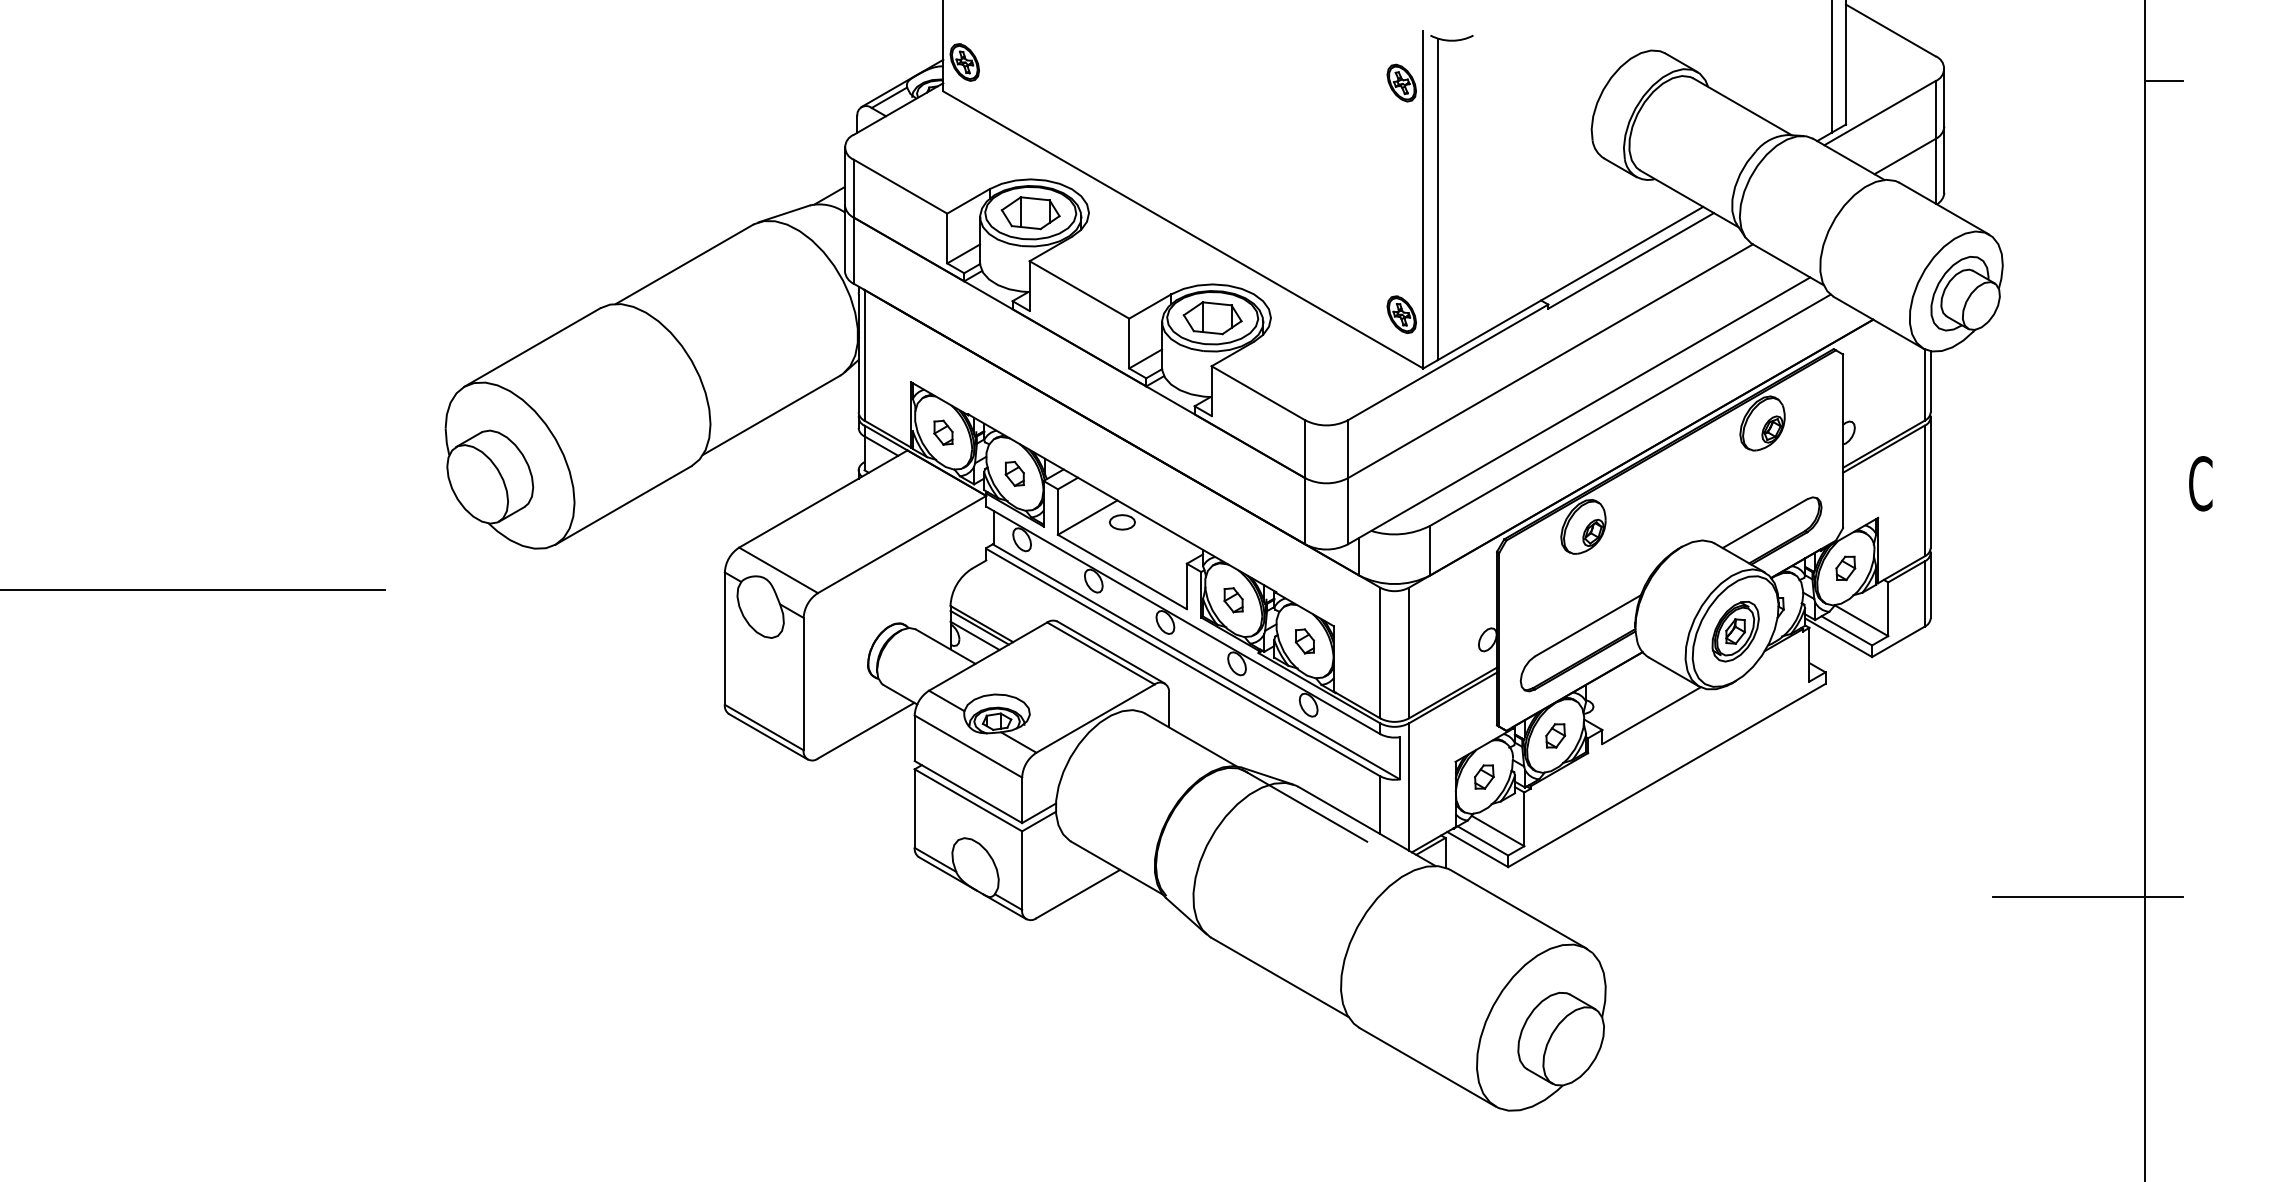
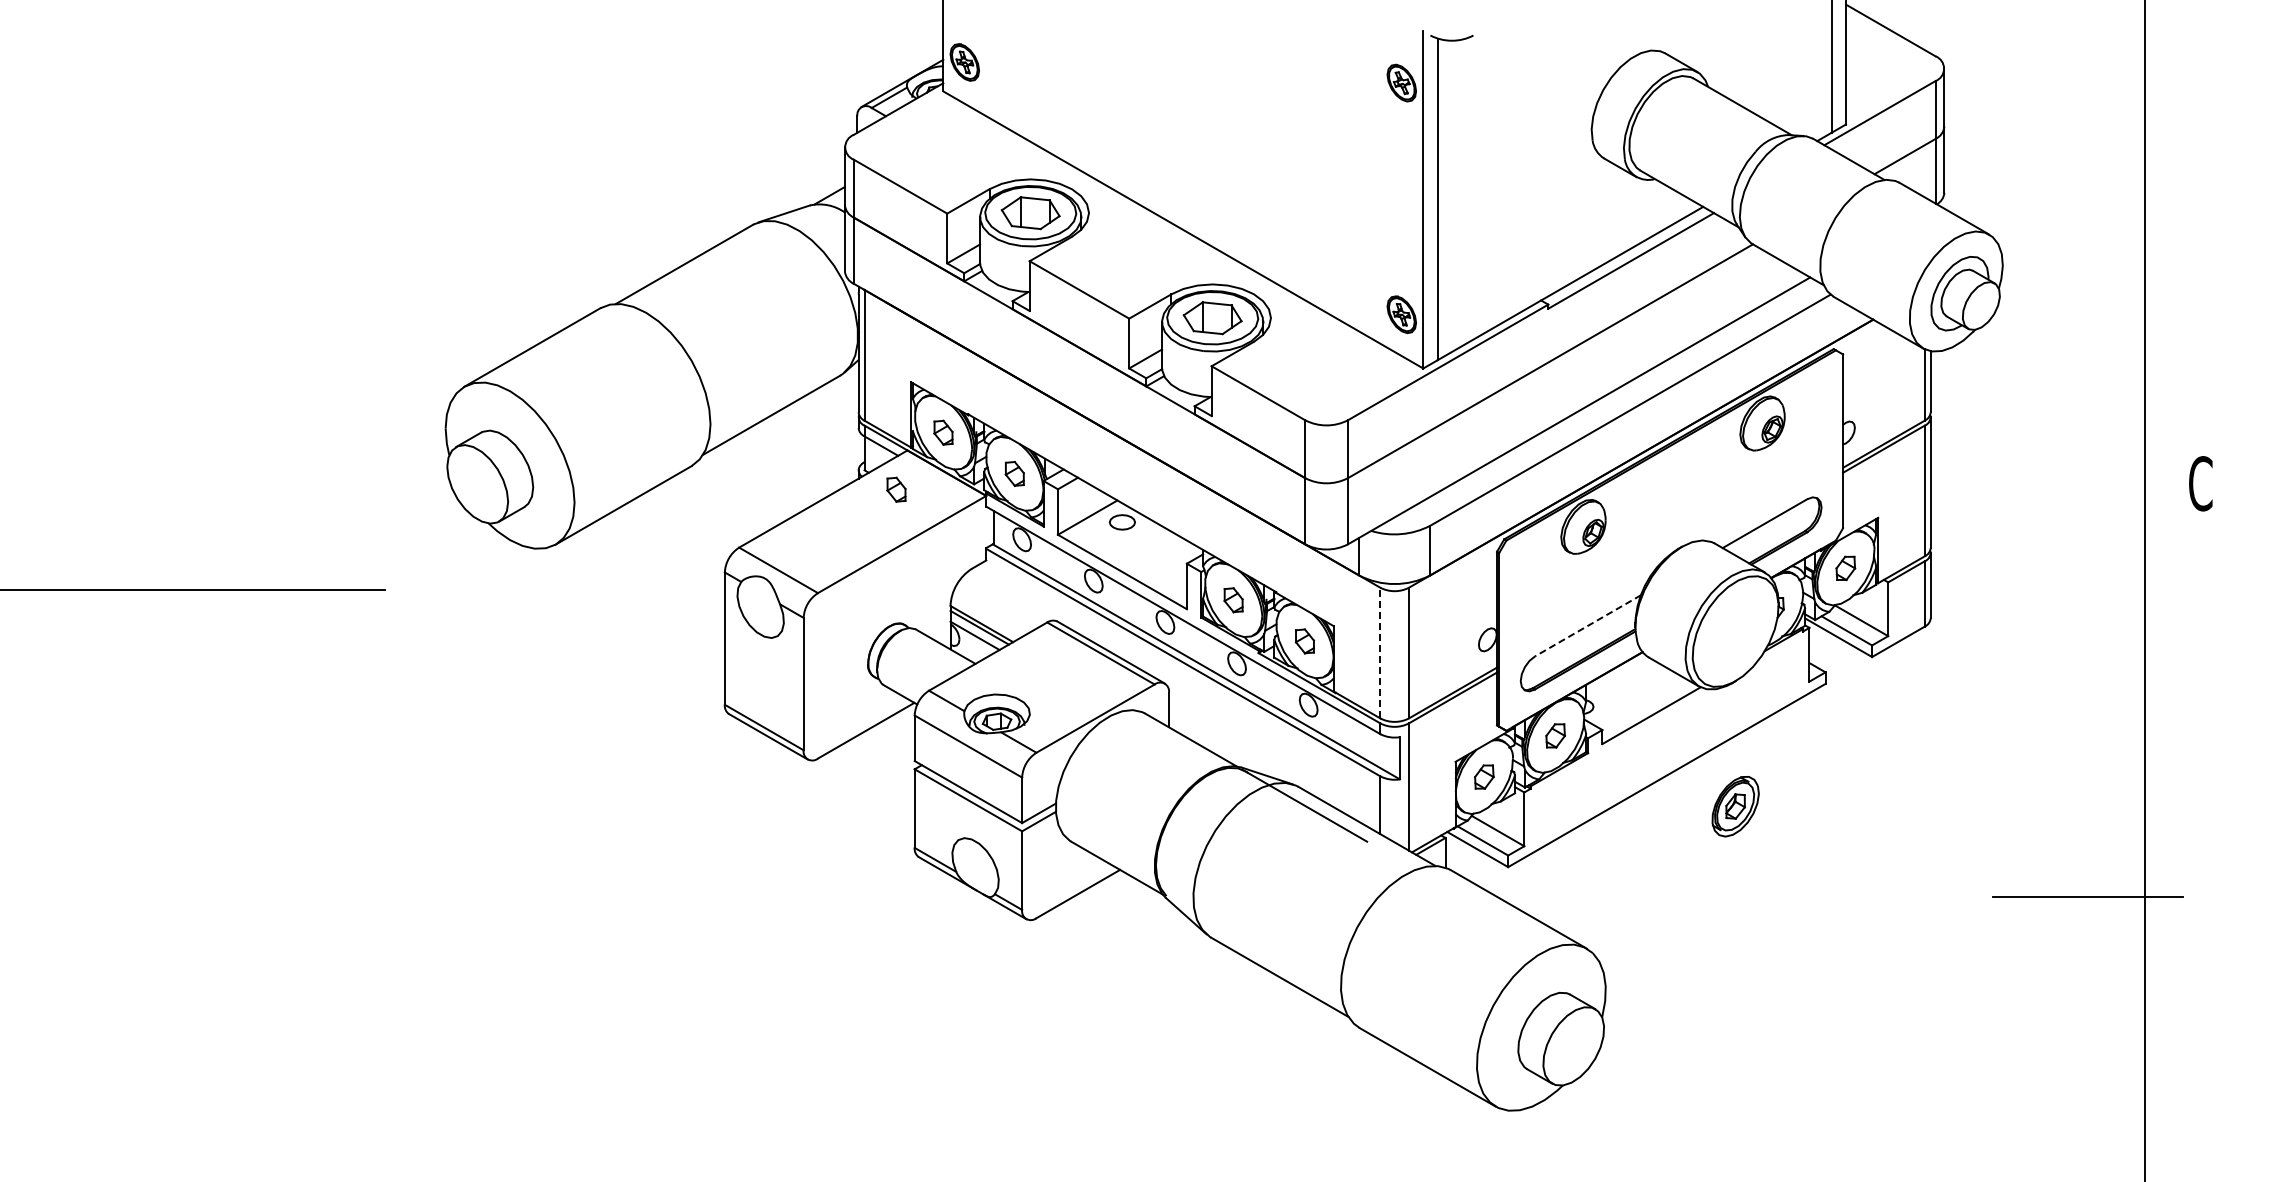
line: present -> none (2164, 80)
part: none -> present (896, 489)
line: solid -> dashed (1587, 626)
part position: (1735, 631) -> (1735, 806) (1735, 806)
line: solid -> dashed (1380, 652)
